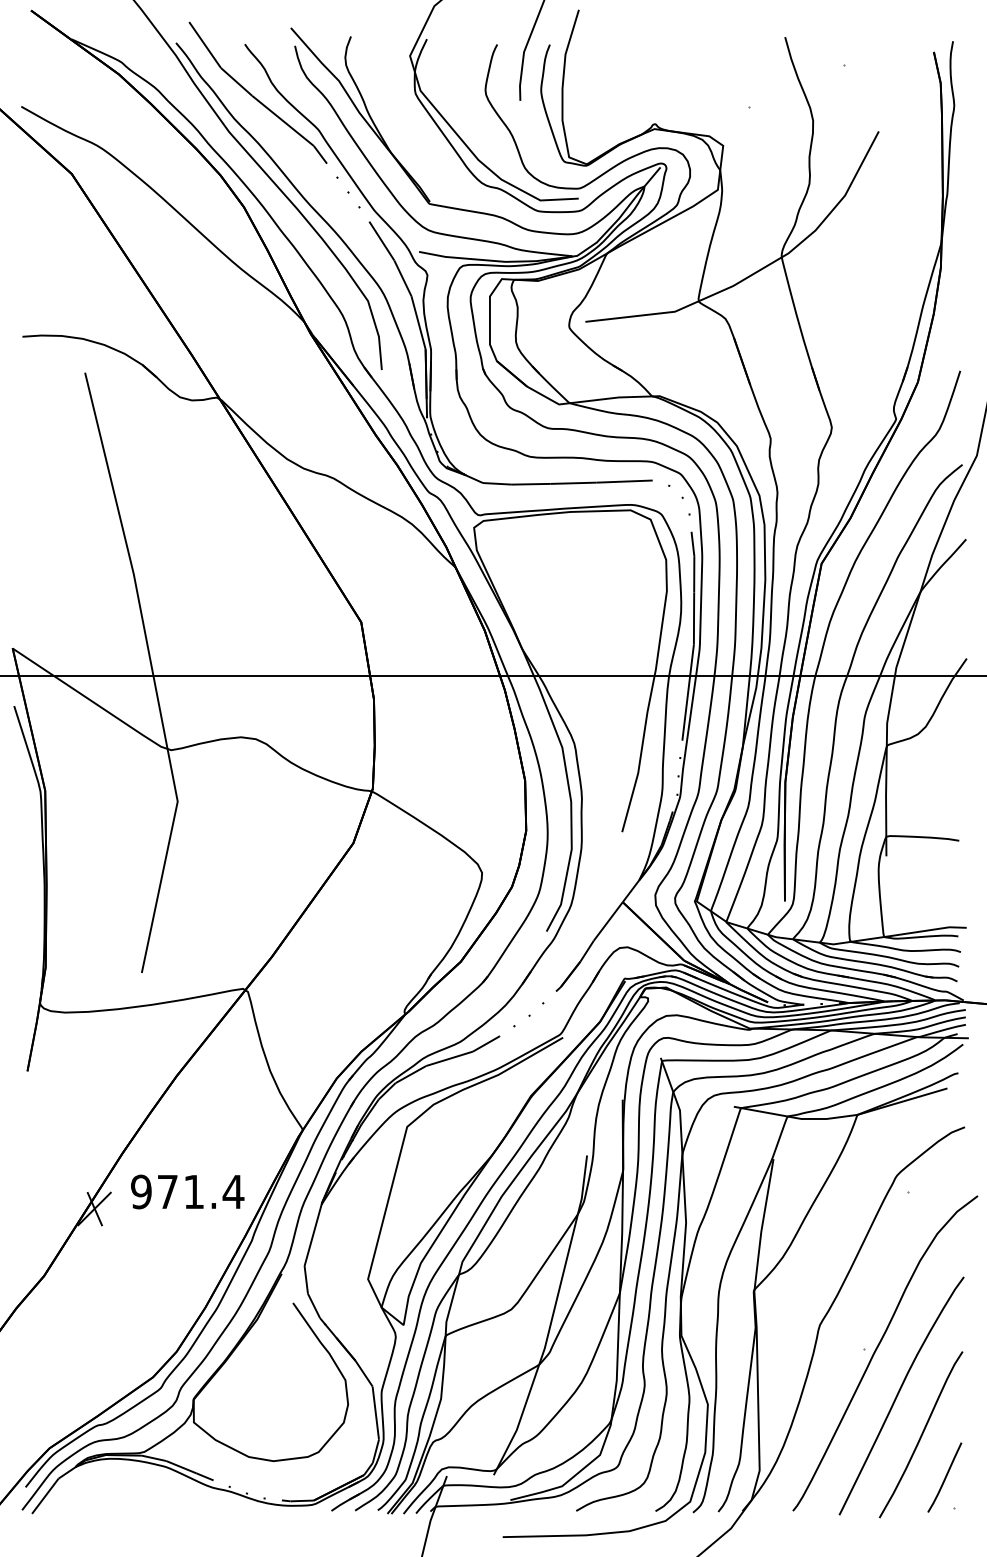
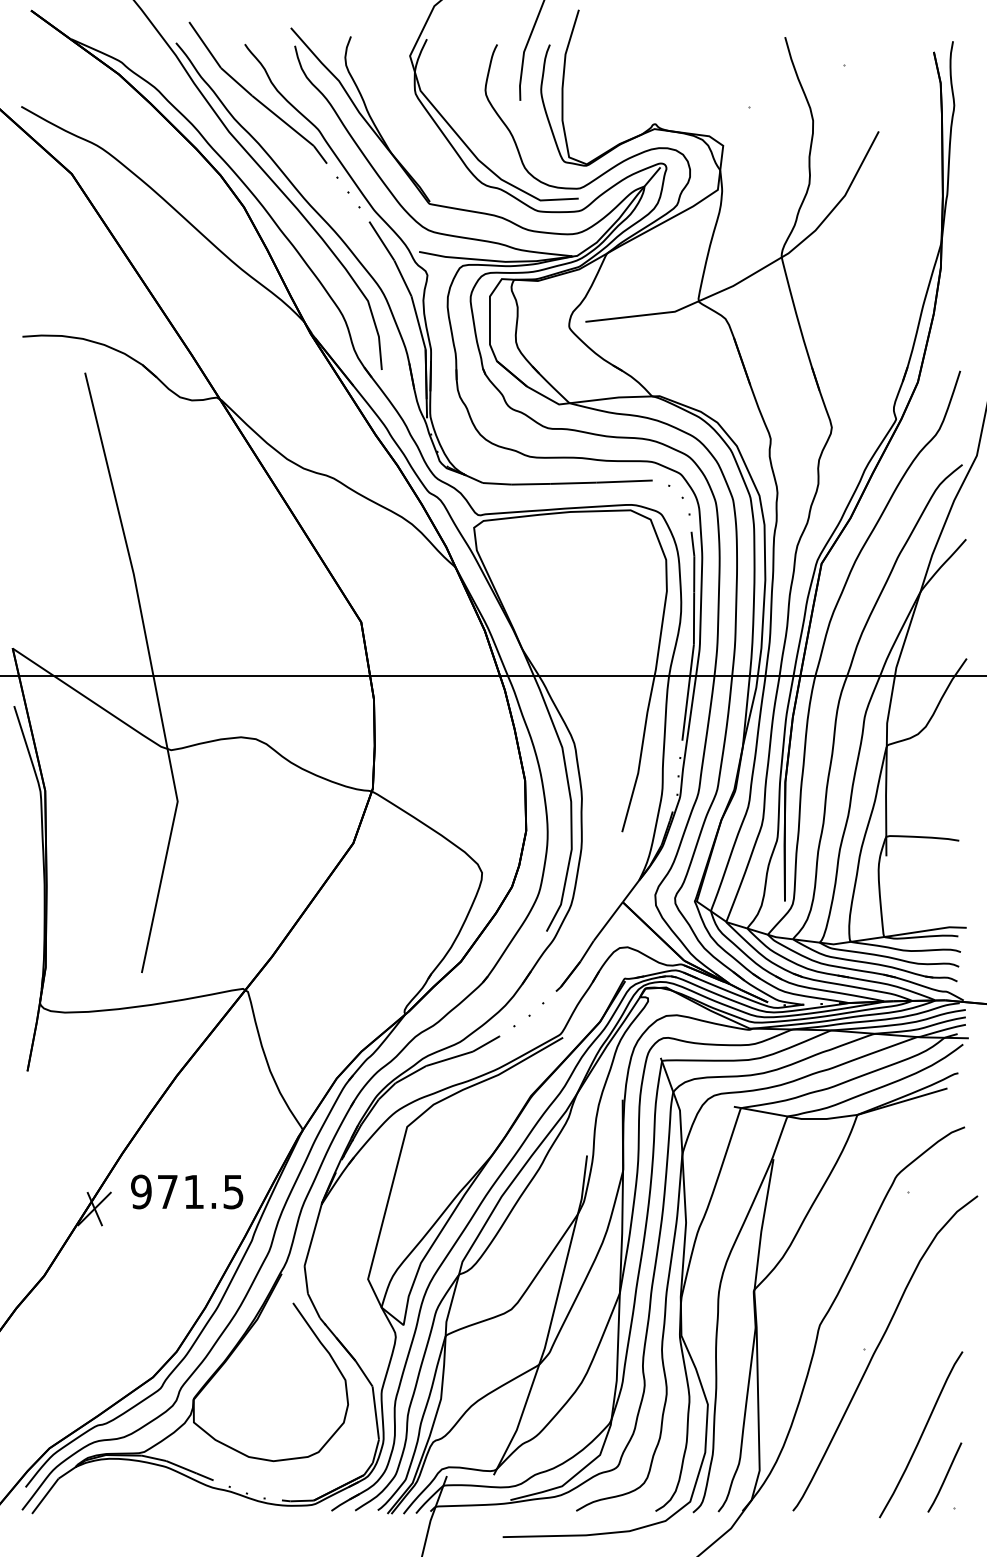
text: 971.4 -> 971.5 (233, 1192)
curve: present -> none (899, 1393)
